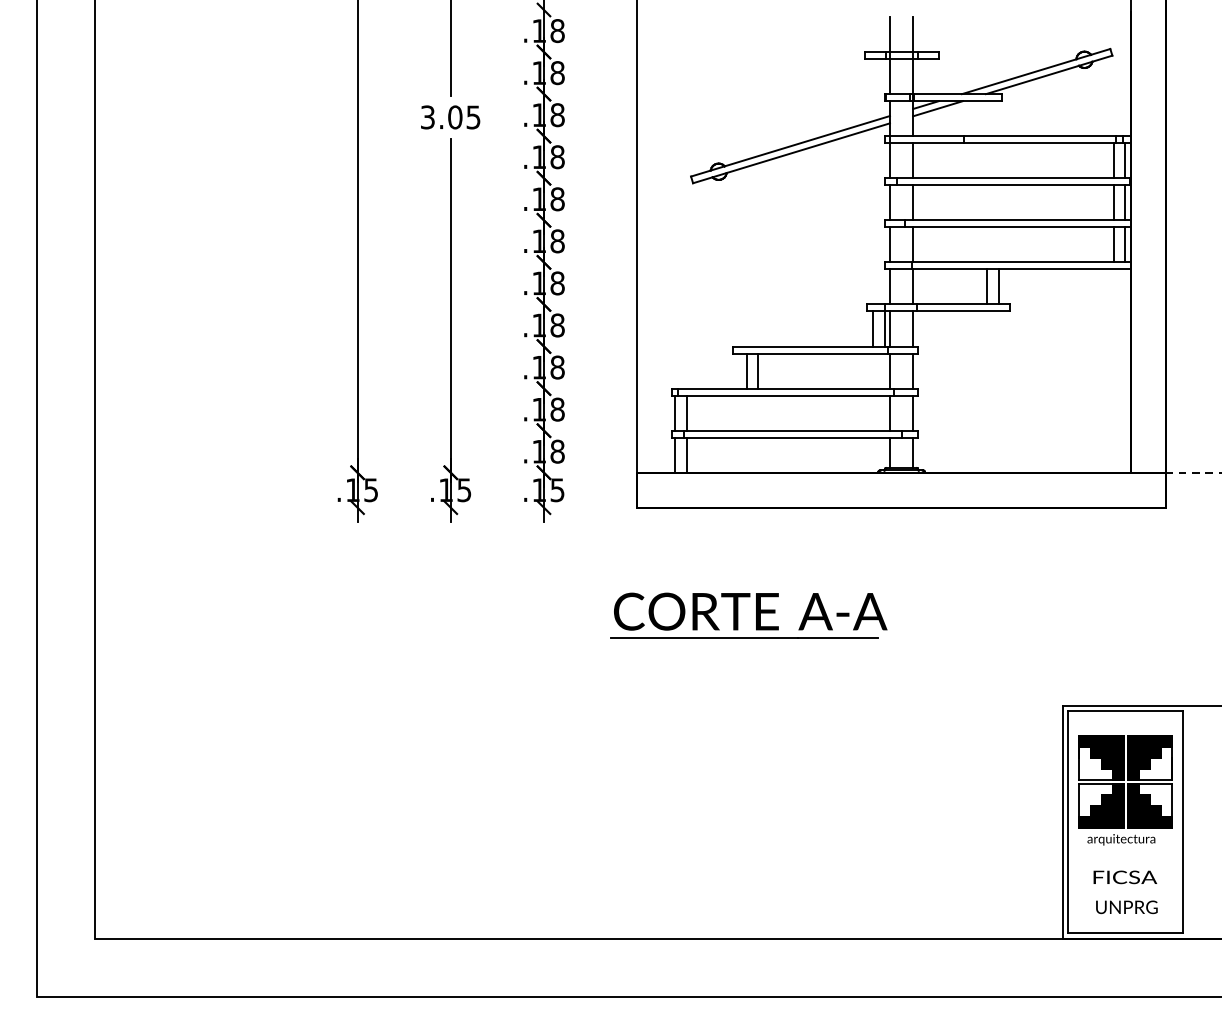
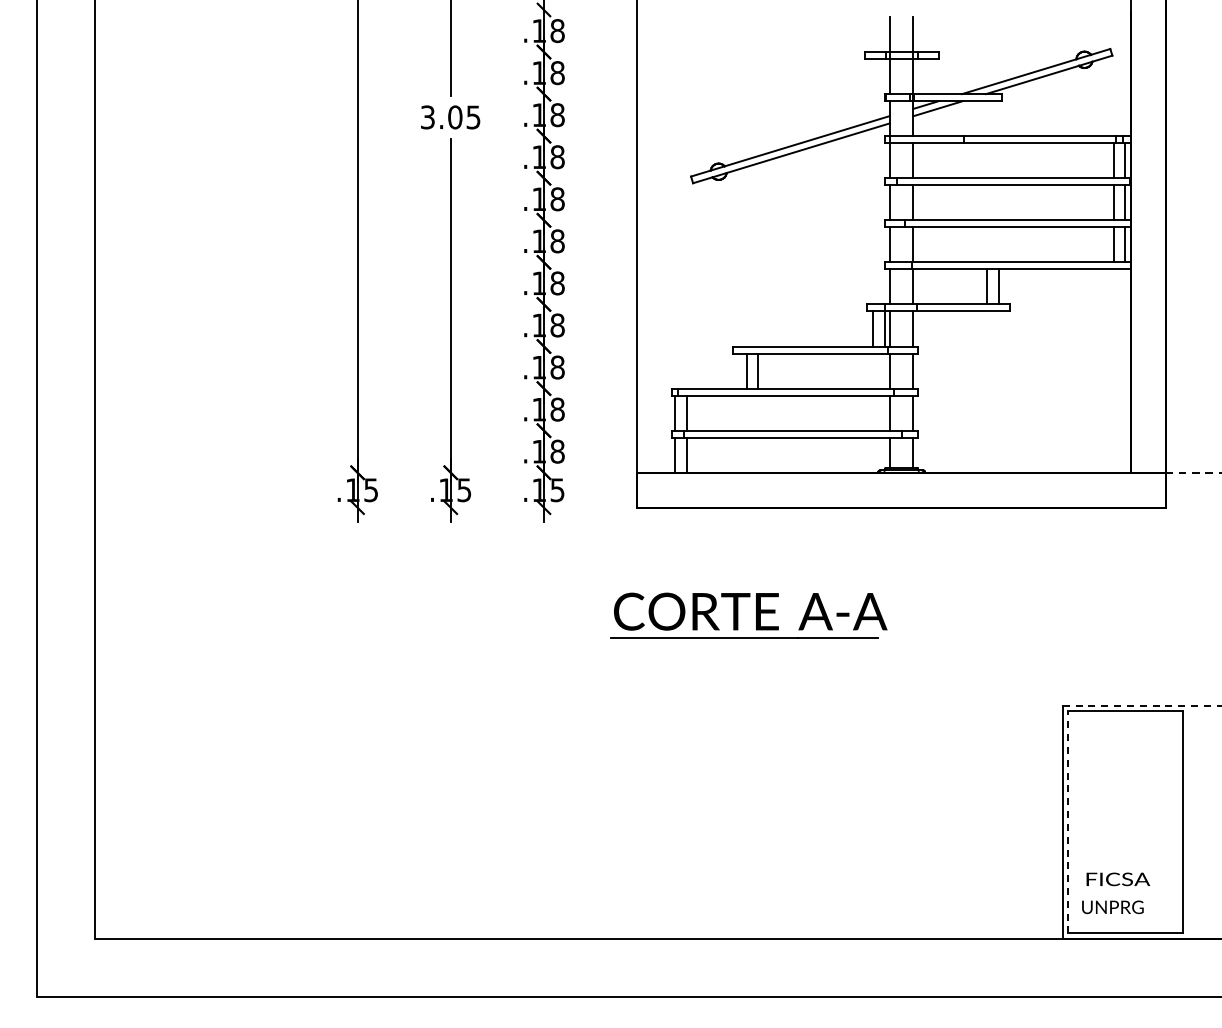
line: solid -> dashed (1142, 705)
part: present -> none (1125, 790)
line: solid -> dashed (1067, 821)
text position: (1125, 877) -> (1118, 879) (1118, 879)
text position: (1126, 907) -> (1112, 907) (1112, 907)
